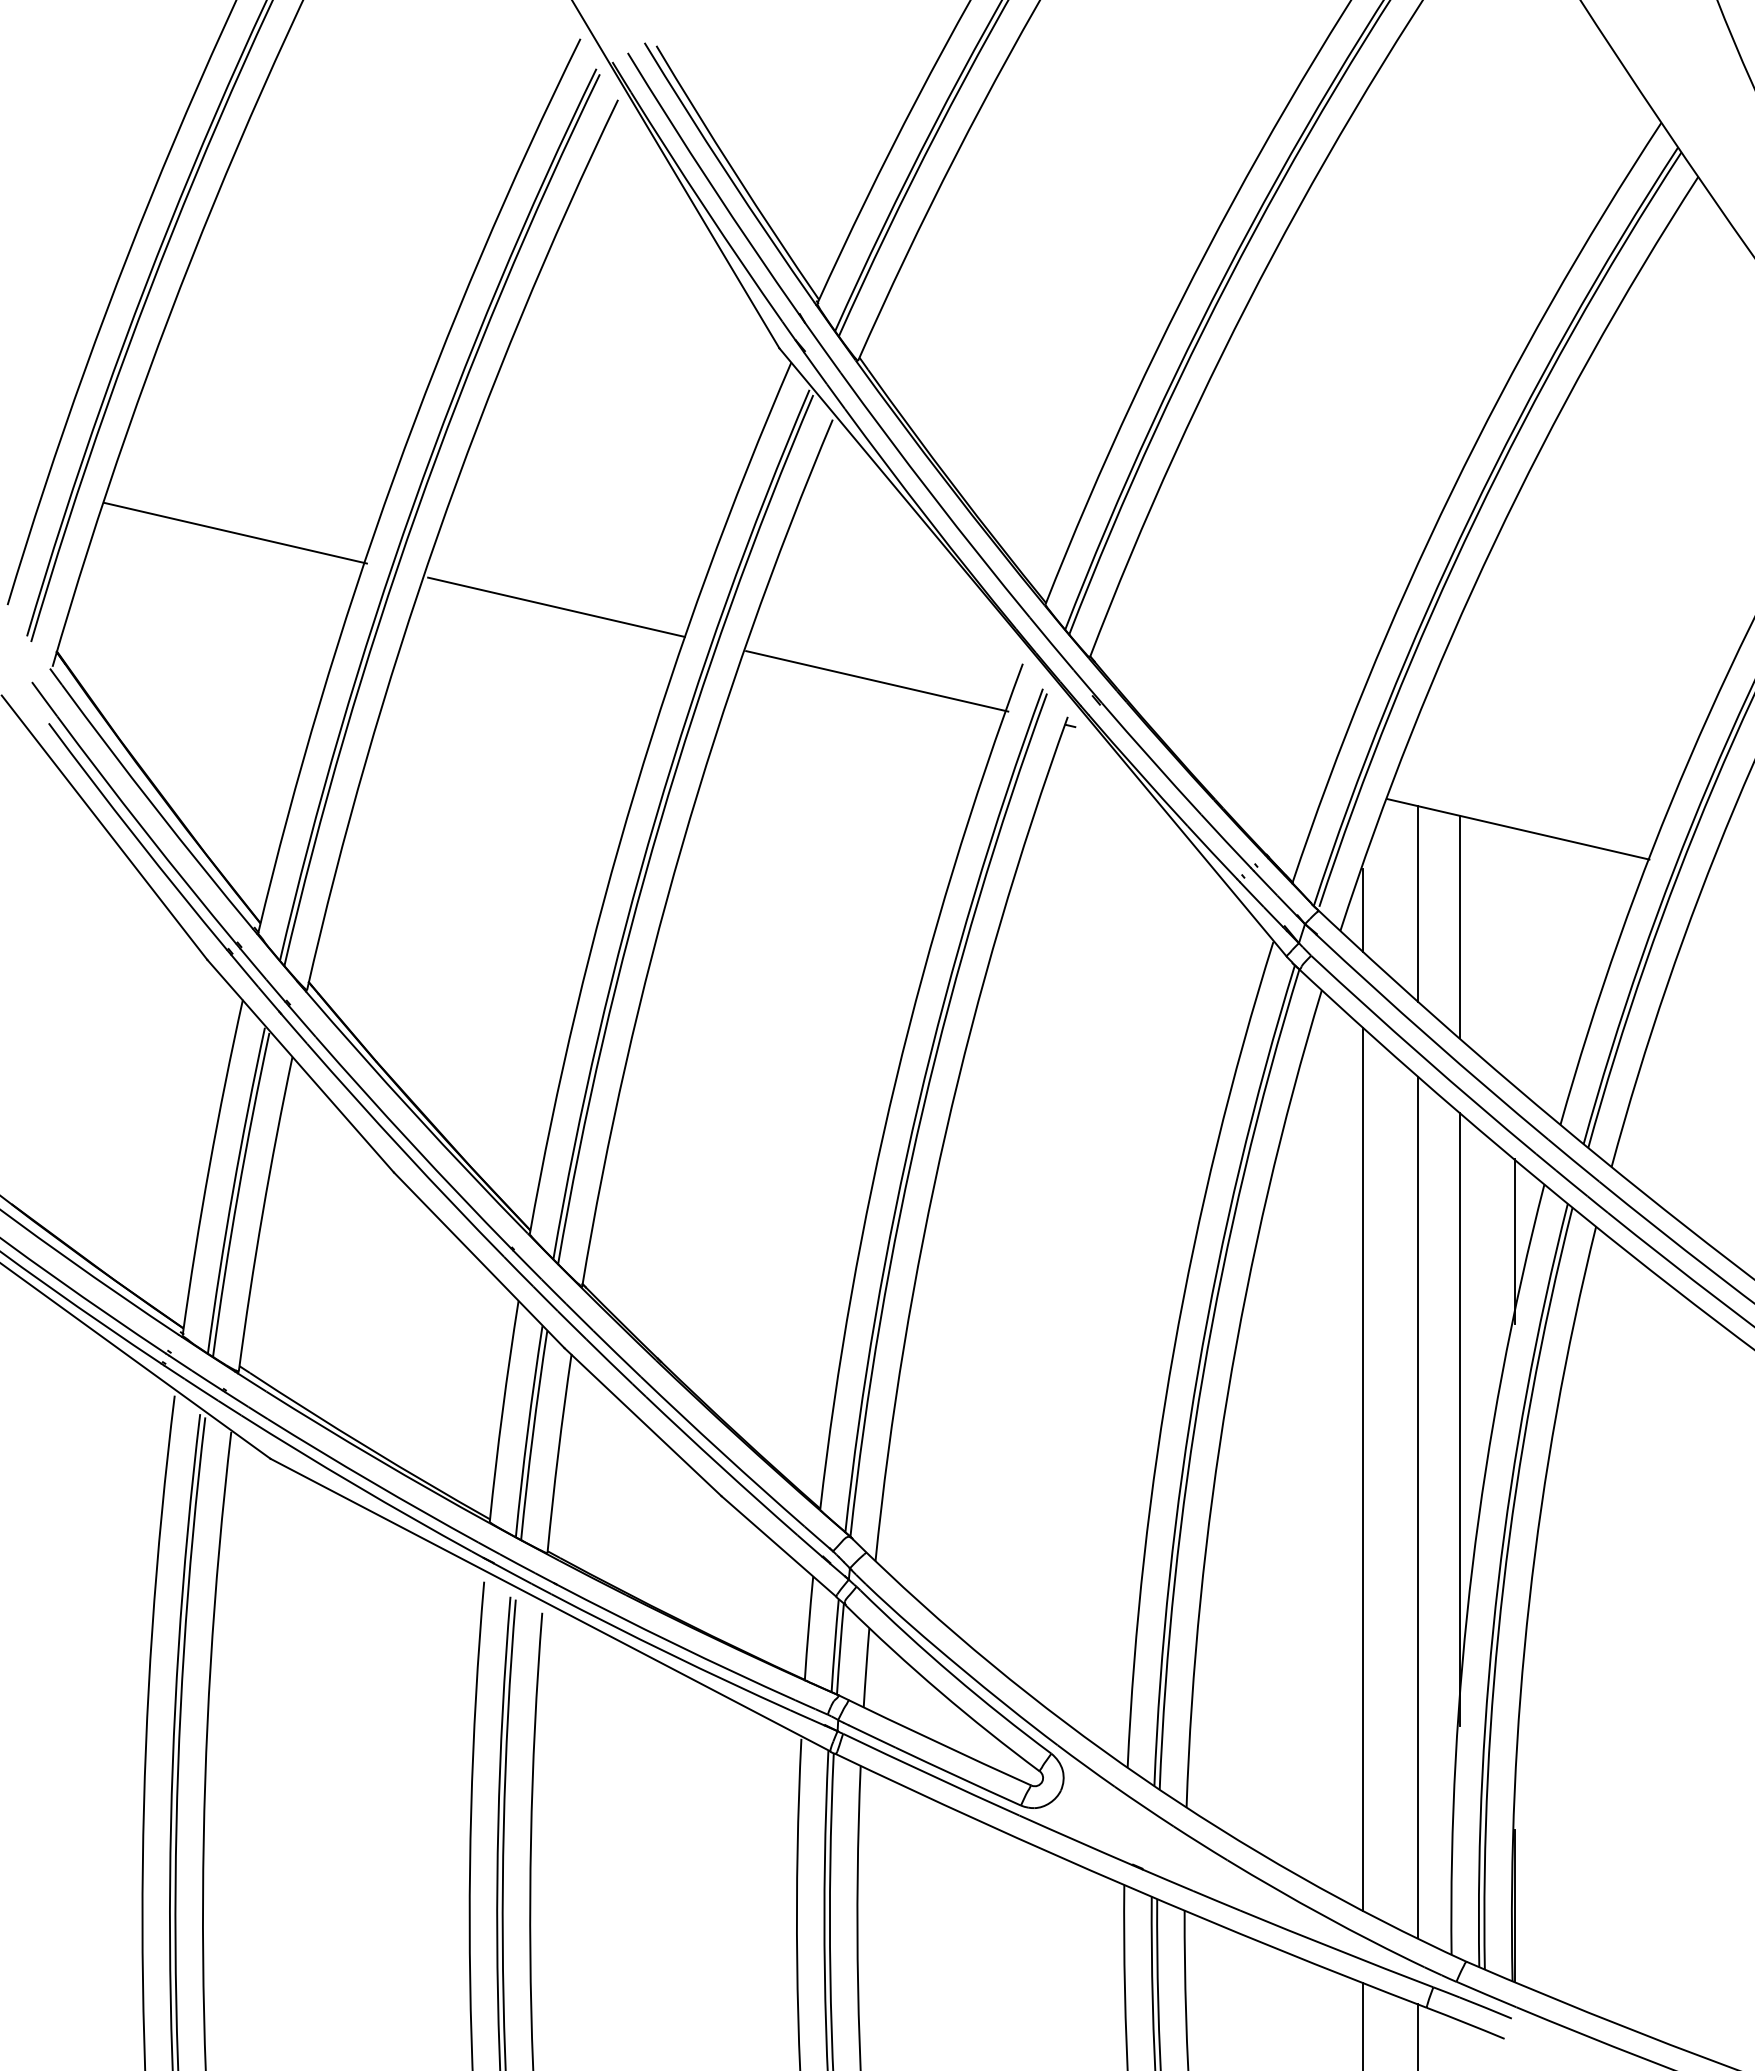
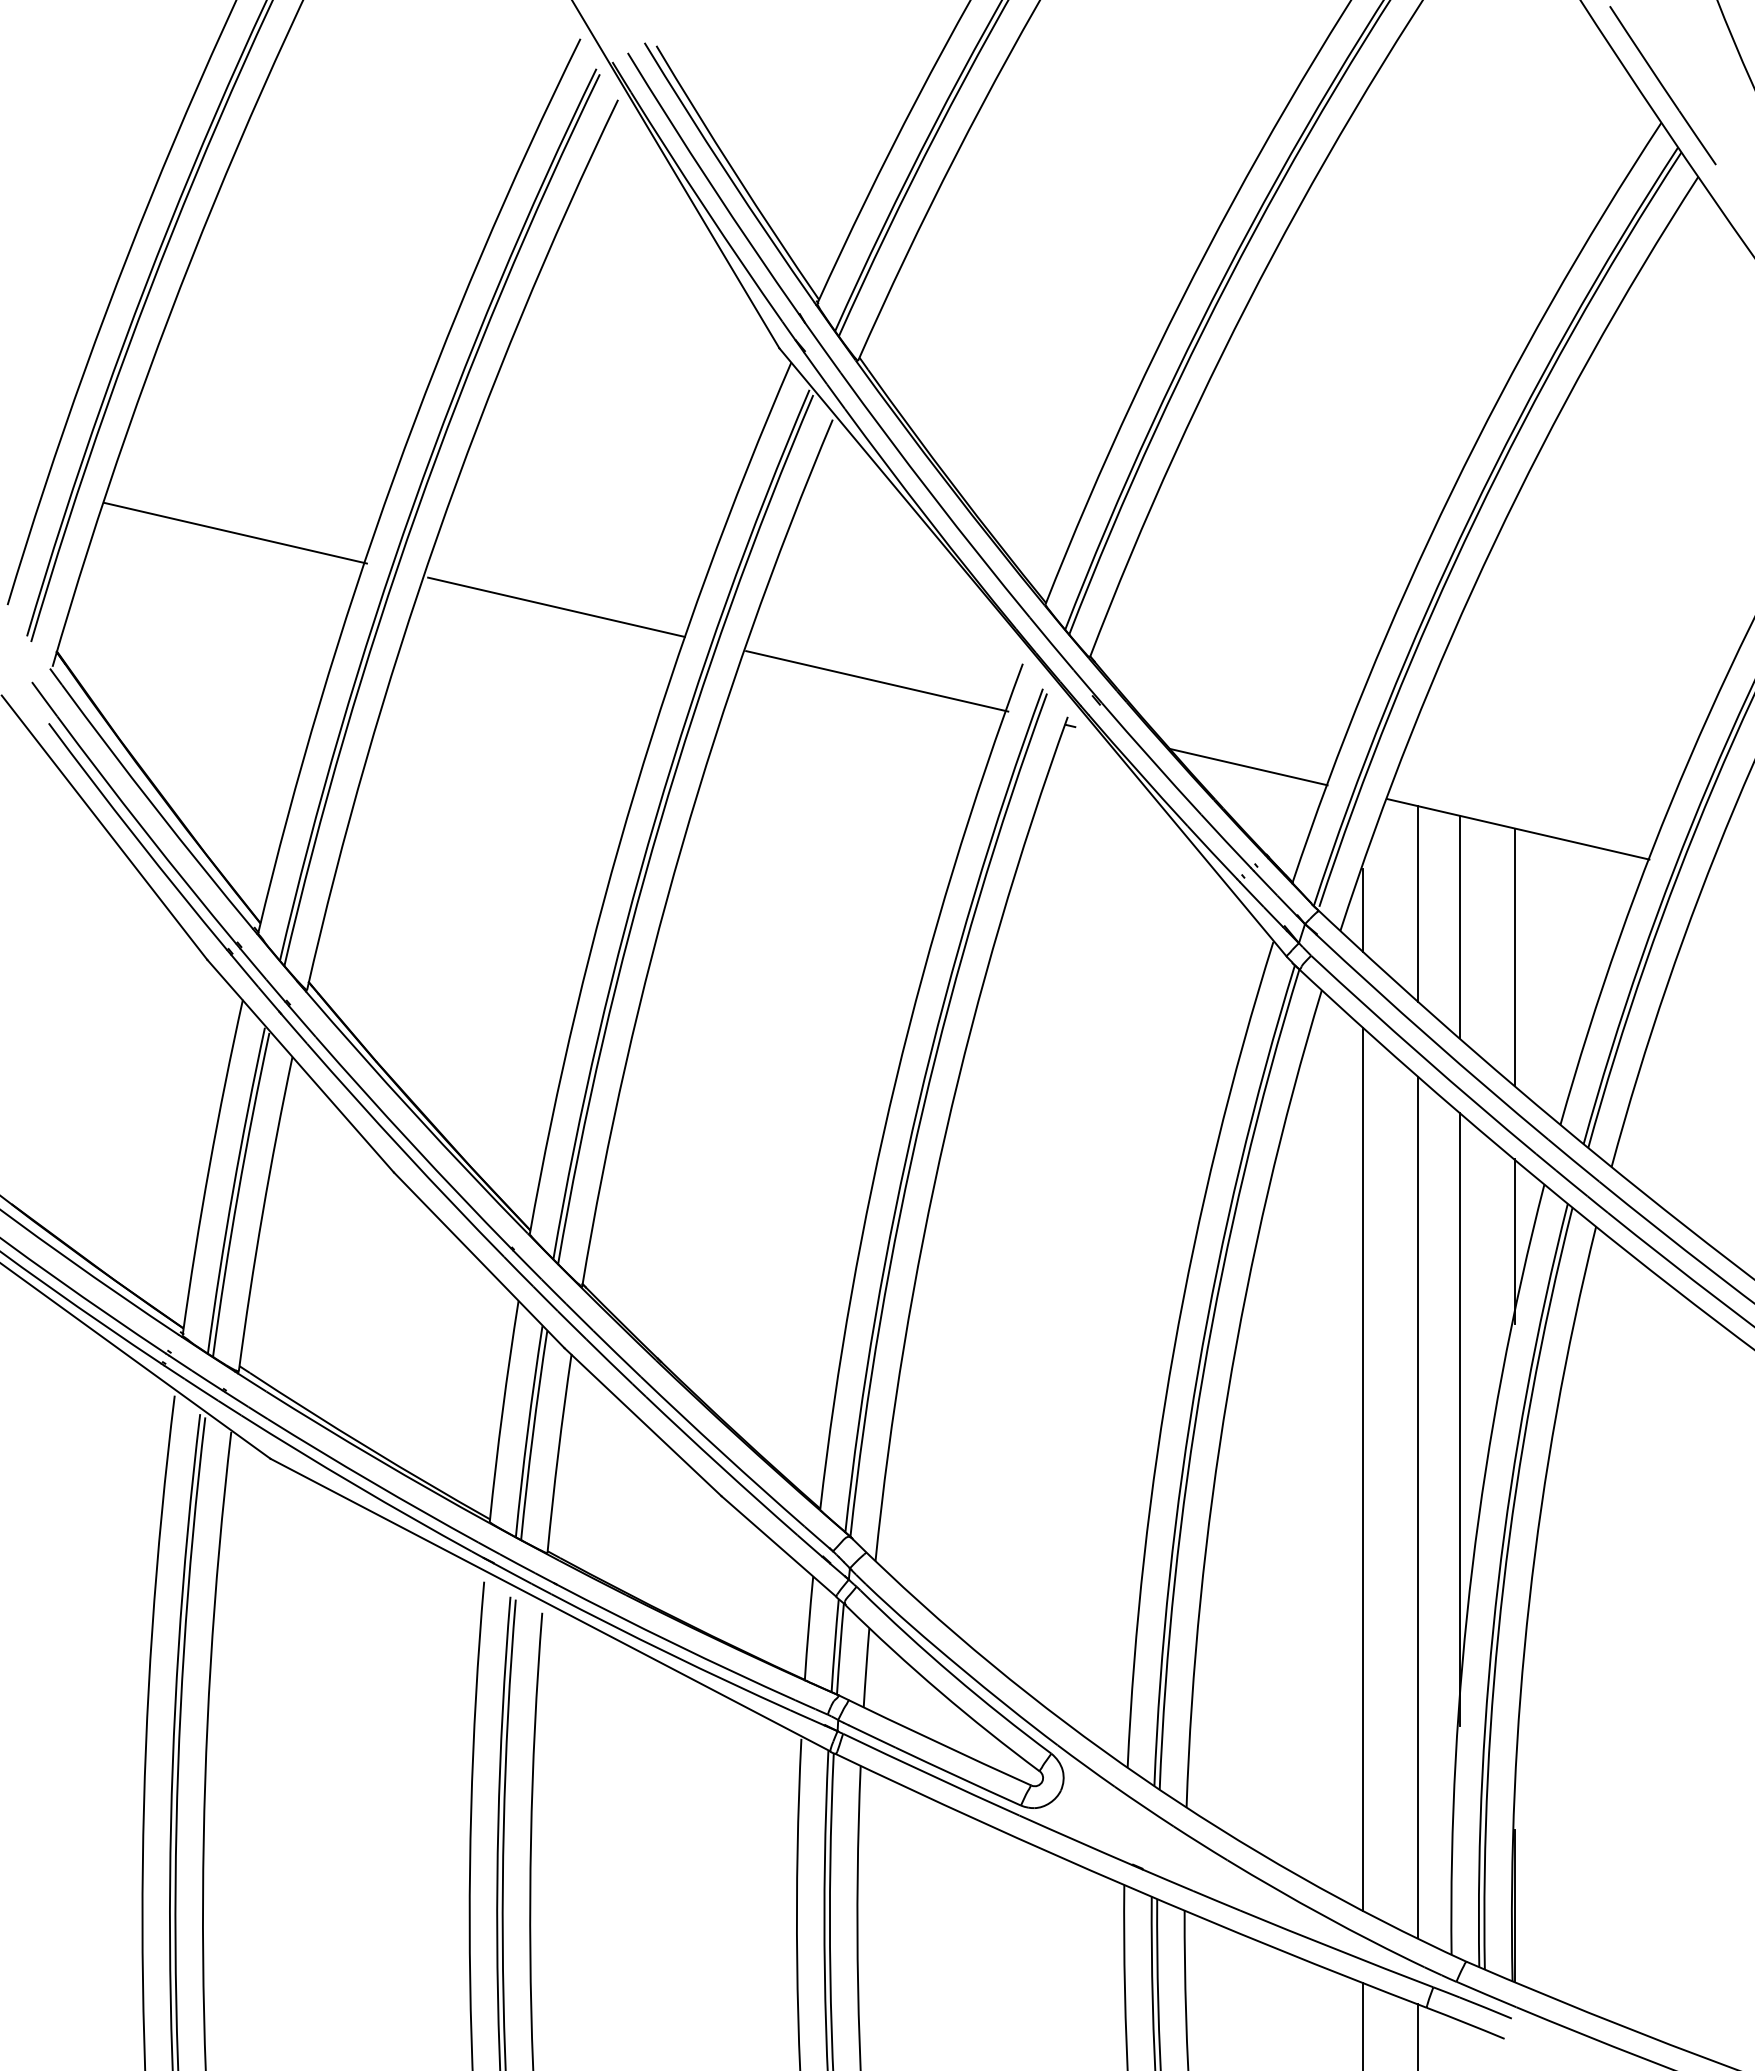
line: none -> present (1662, 85)
line: none -> present (1248, 766)
line: none -> present (1514, 956)
